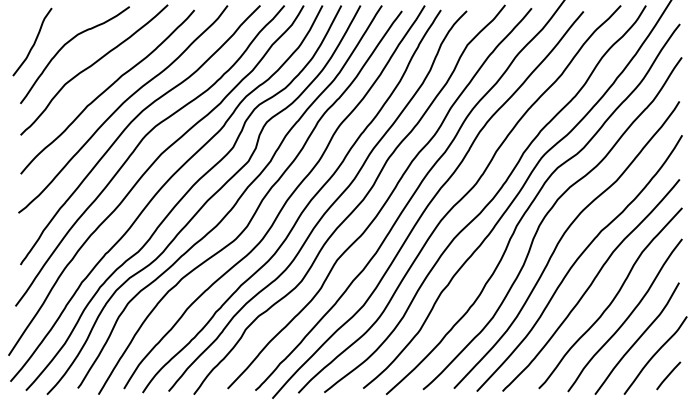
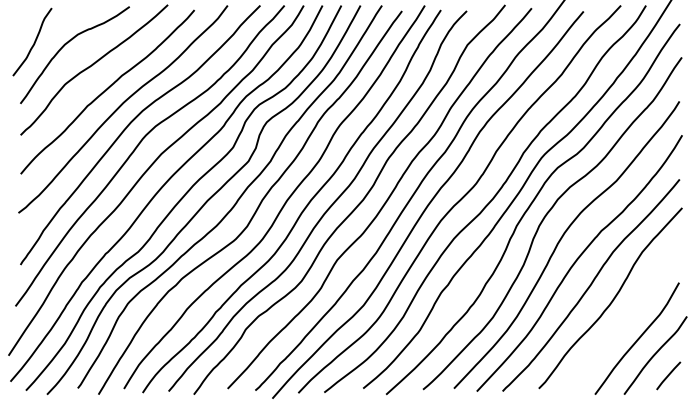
curve: present -> none (627, 316)
